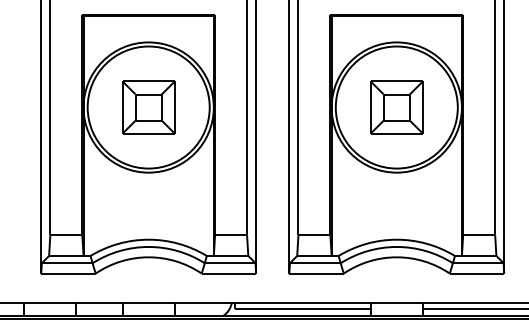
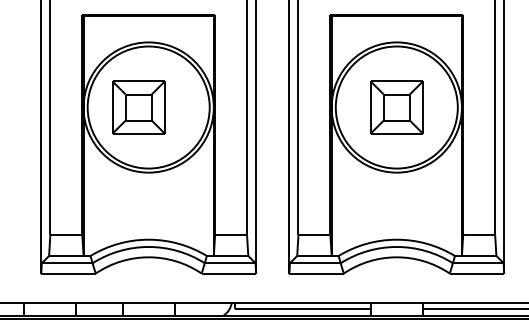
part position: (148, 107) -> (138, 107) (138, 107)
